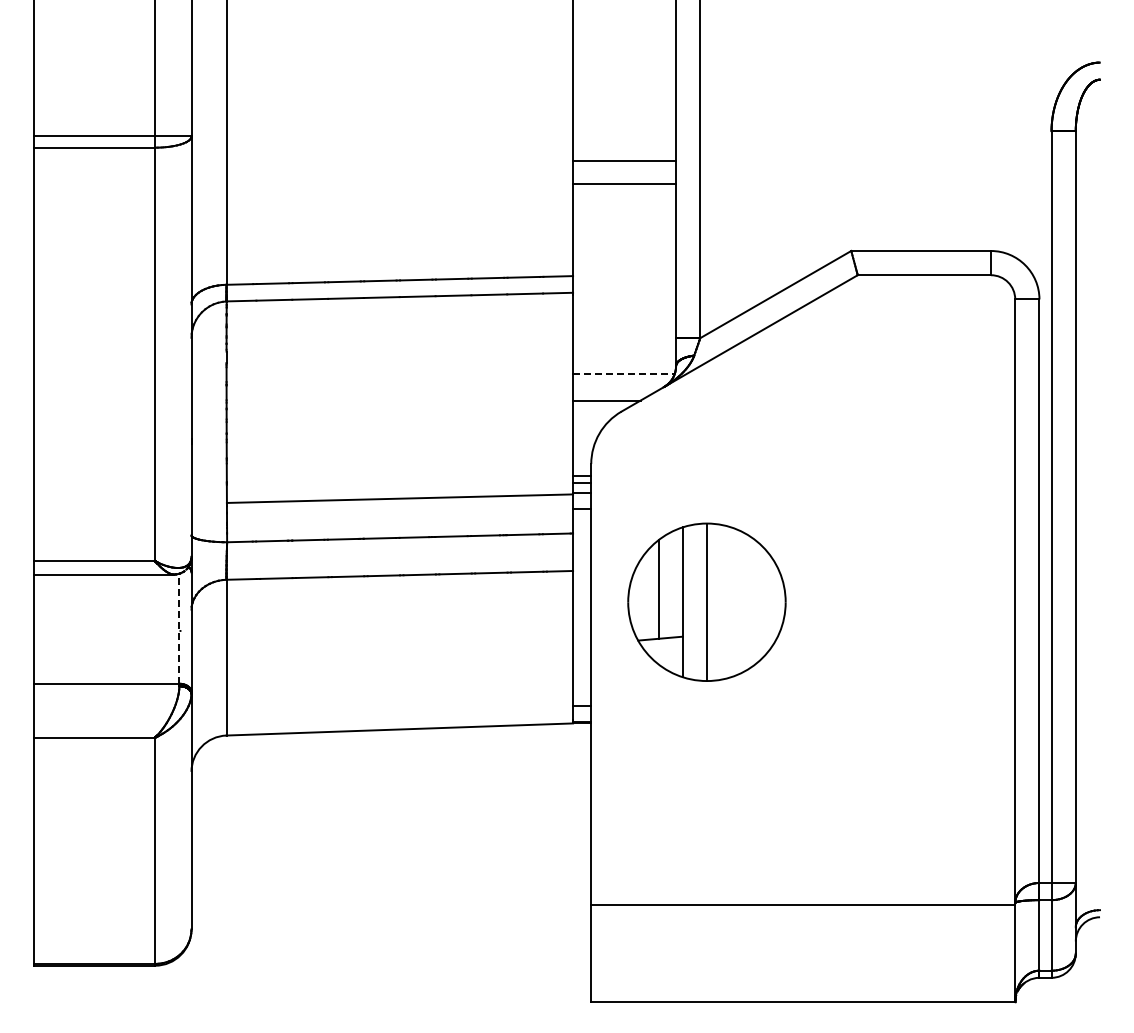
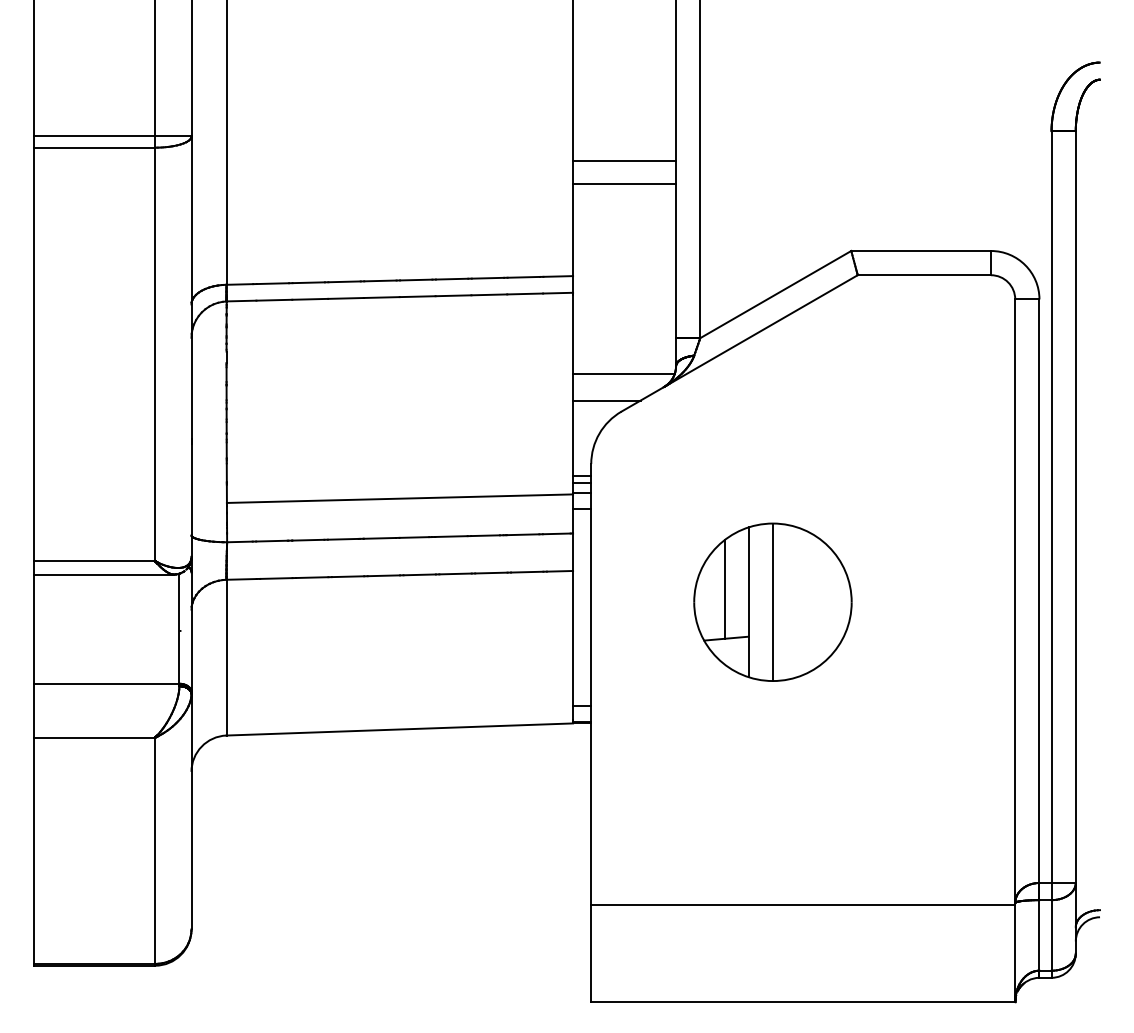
line: dashed -> solid (623, 374)
part position: (706, 601) -> (772, 601) (772, 601)
line: dashed -> solid (179, 628)
